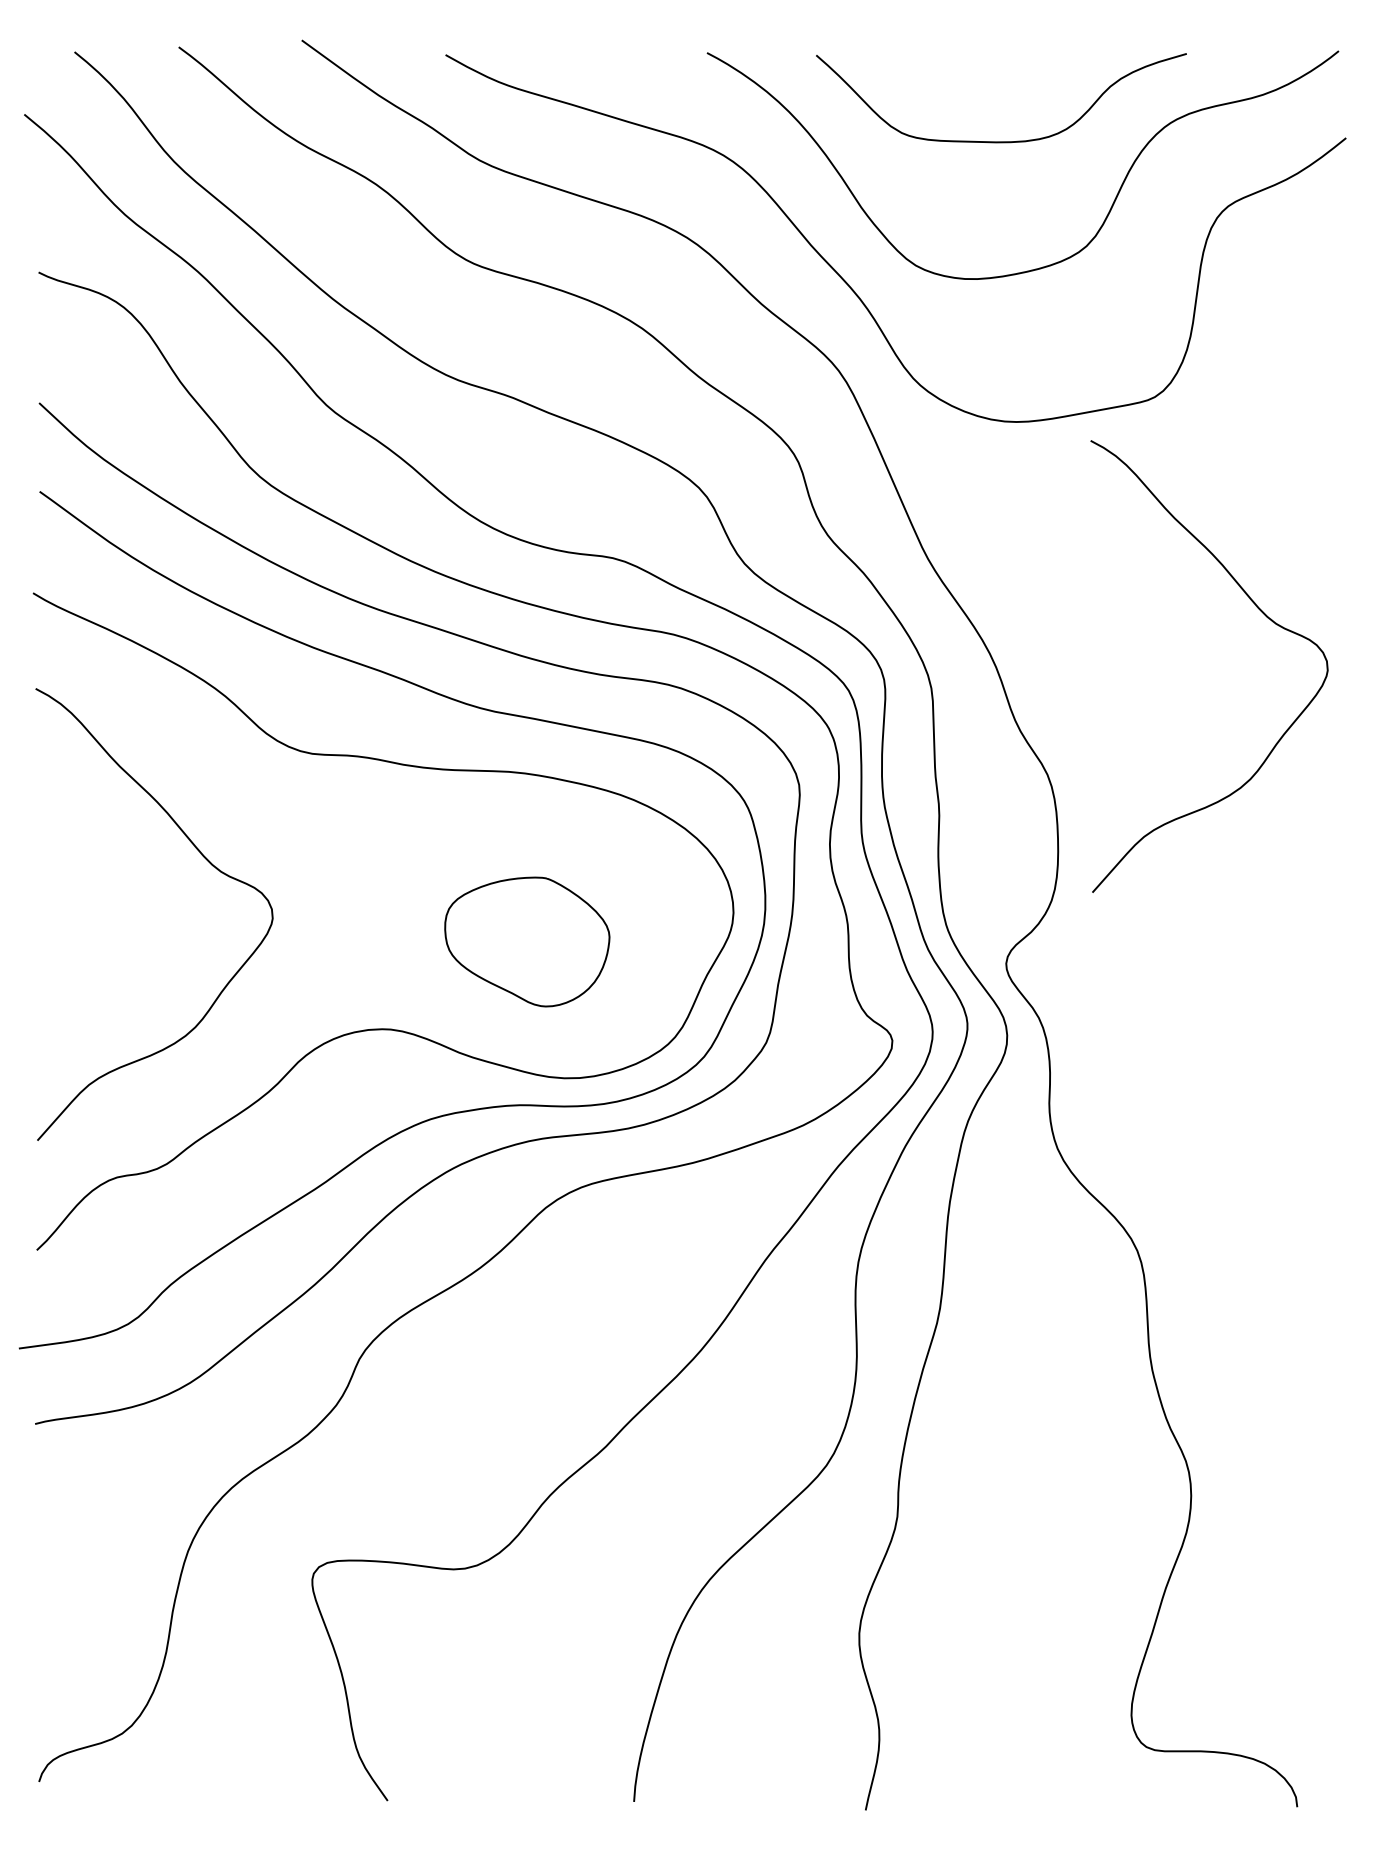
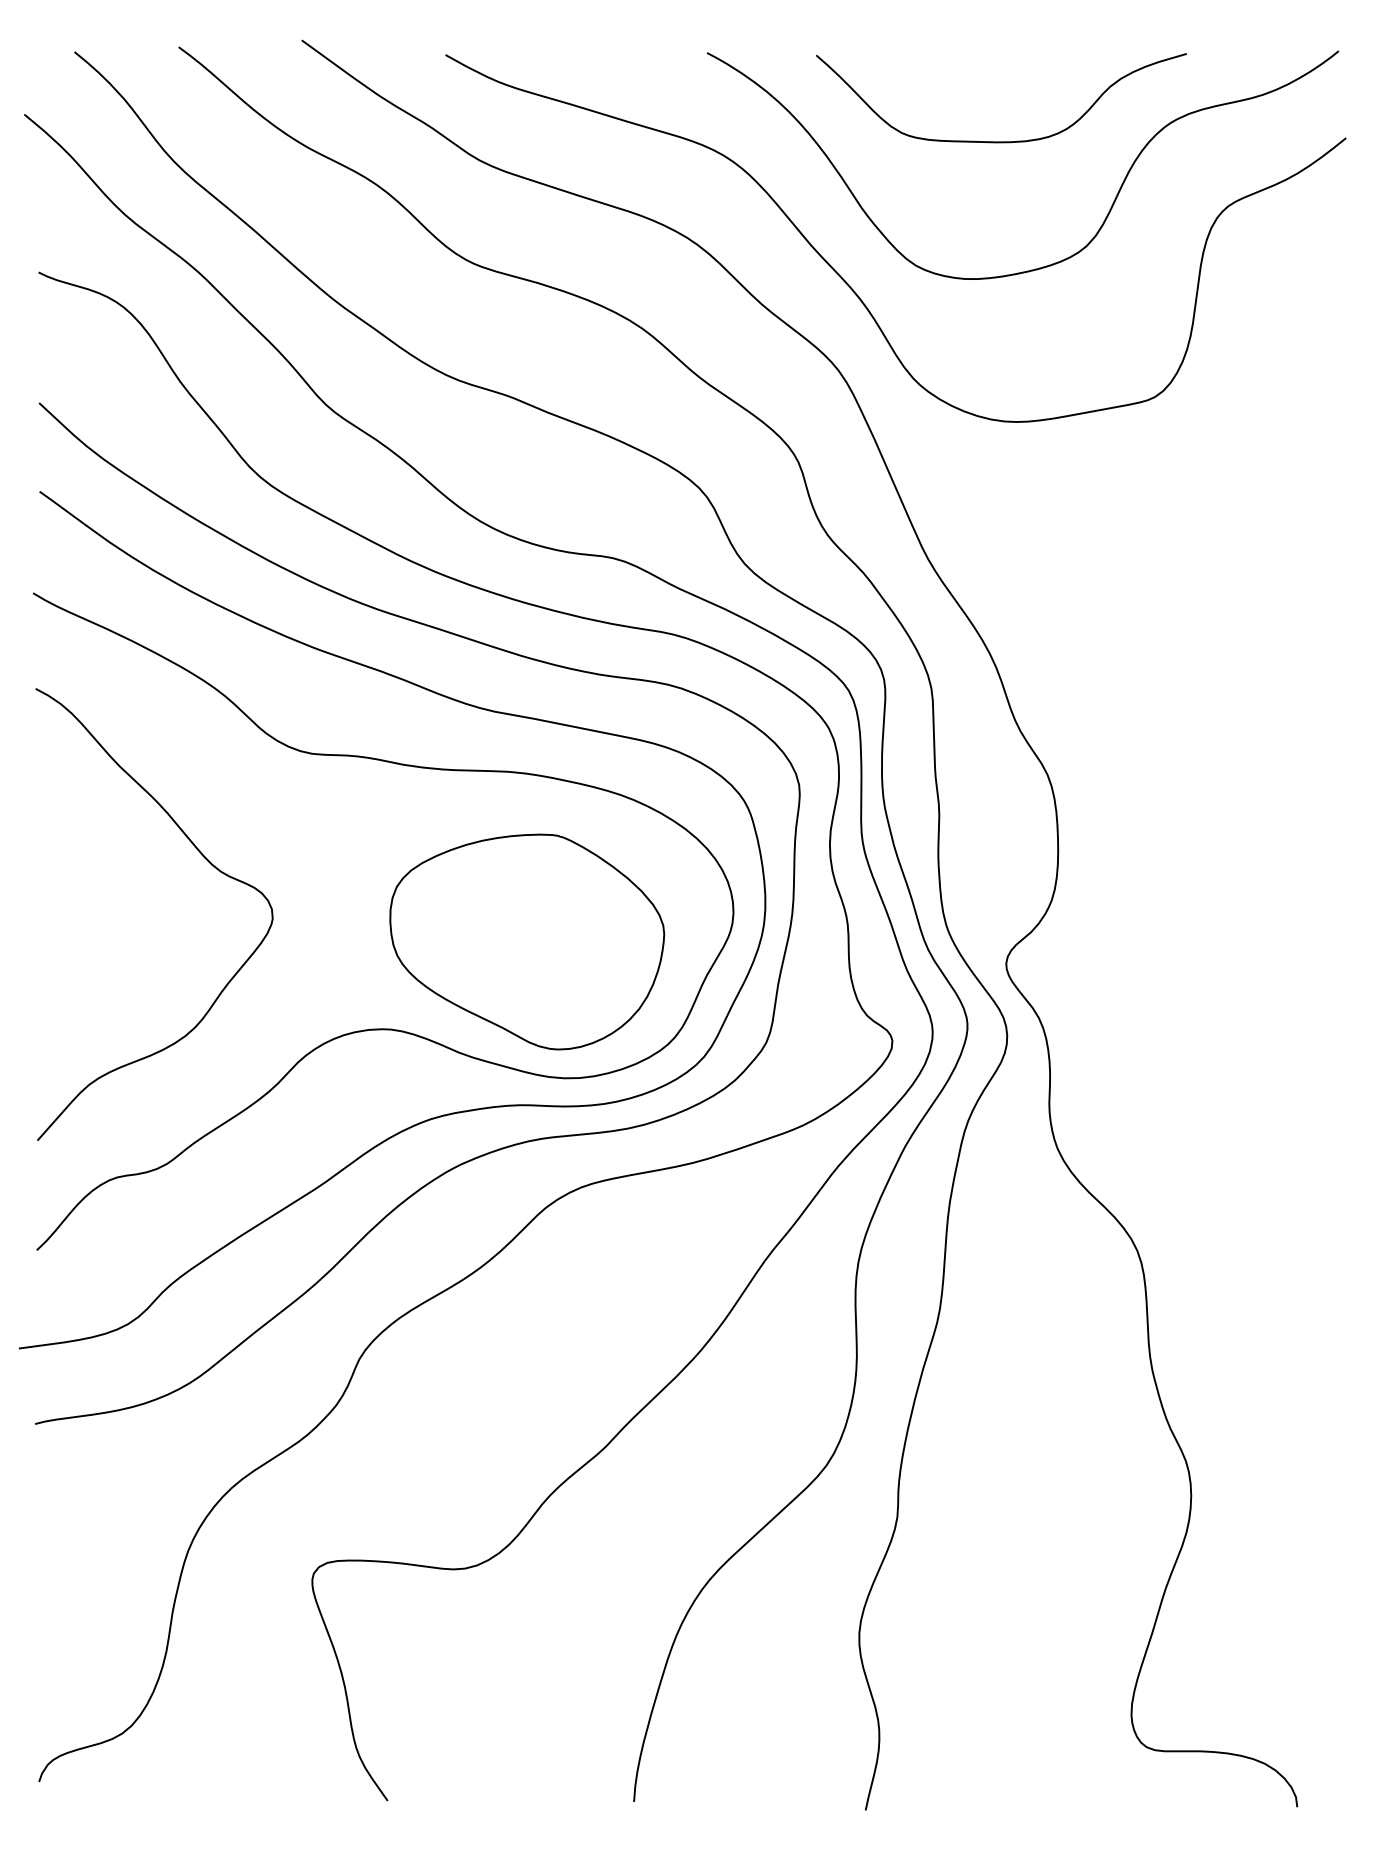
curve: present -> none (1262, 613)
part size: 167x132 px -> 277x218 px (527, 941)
